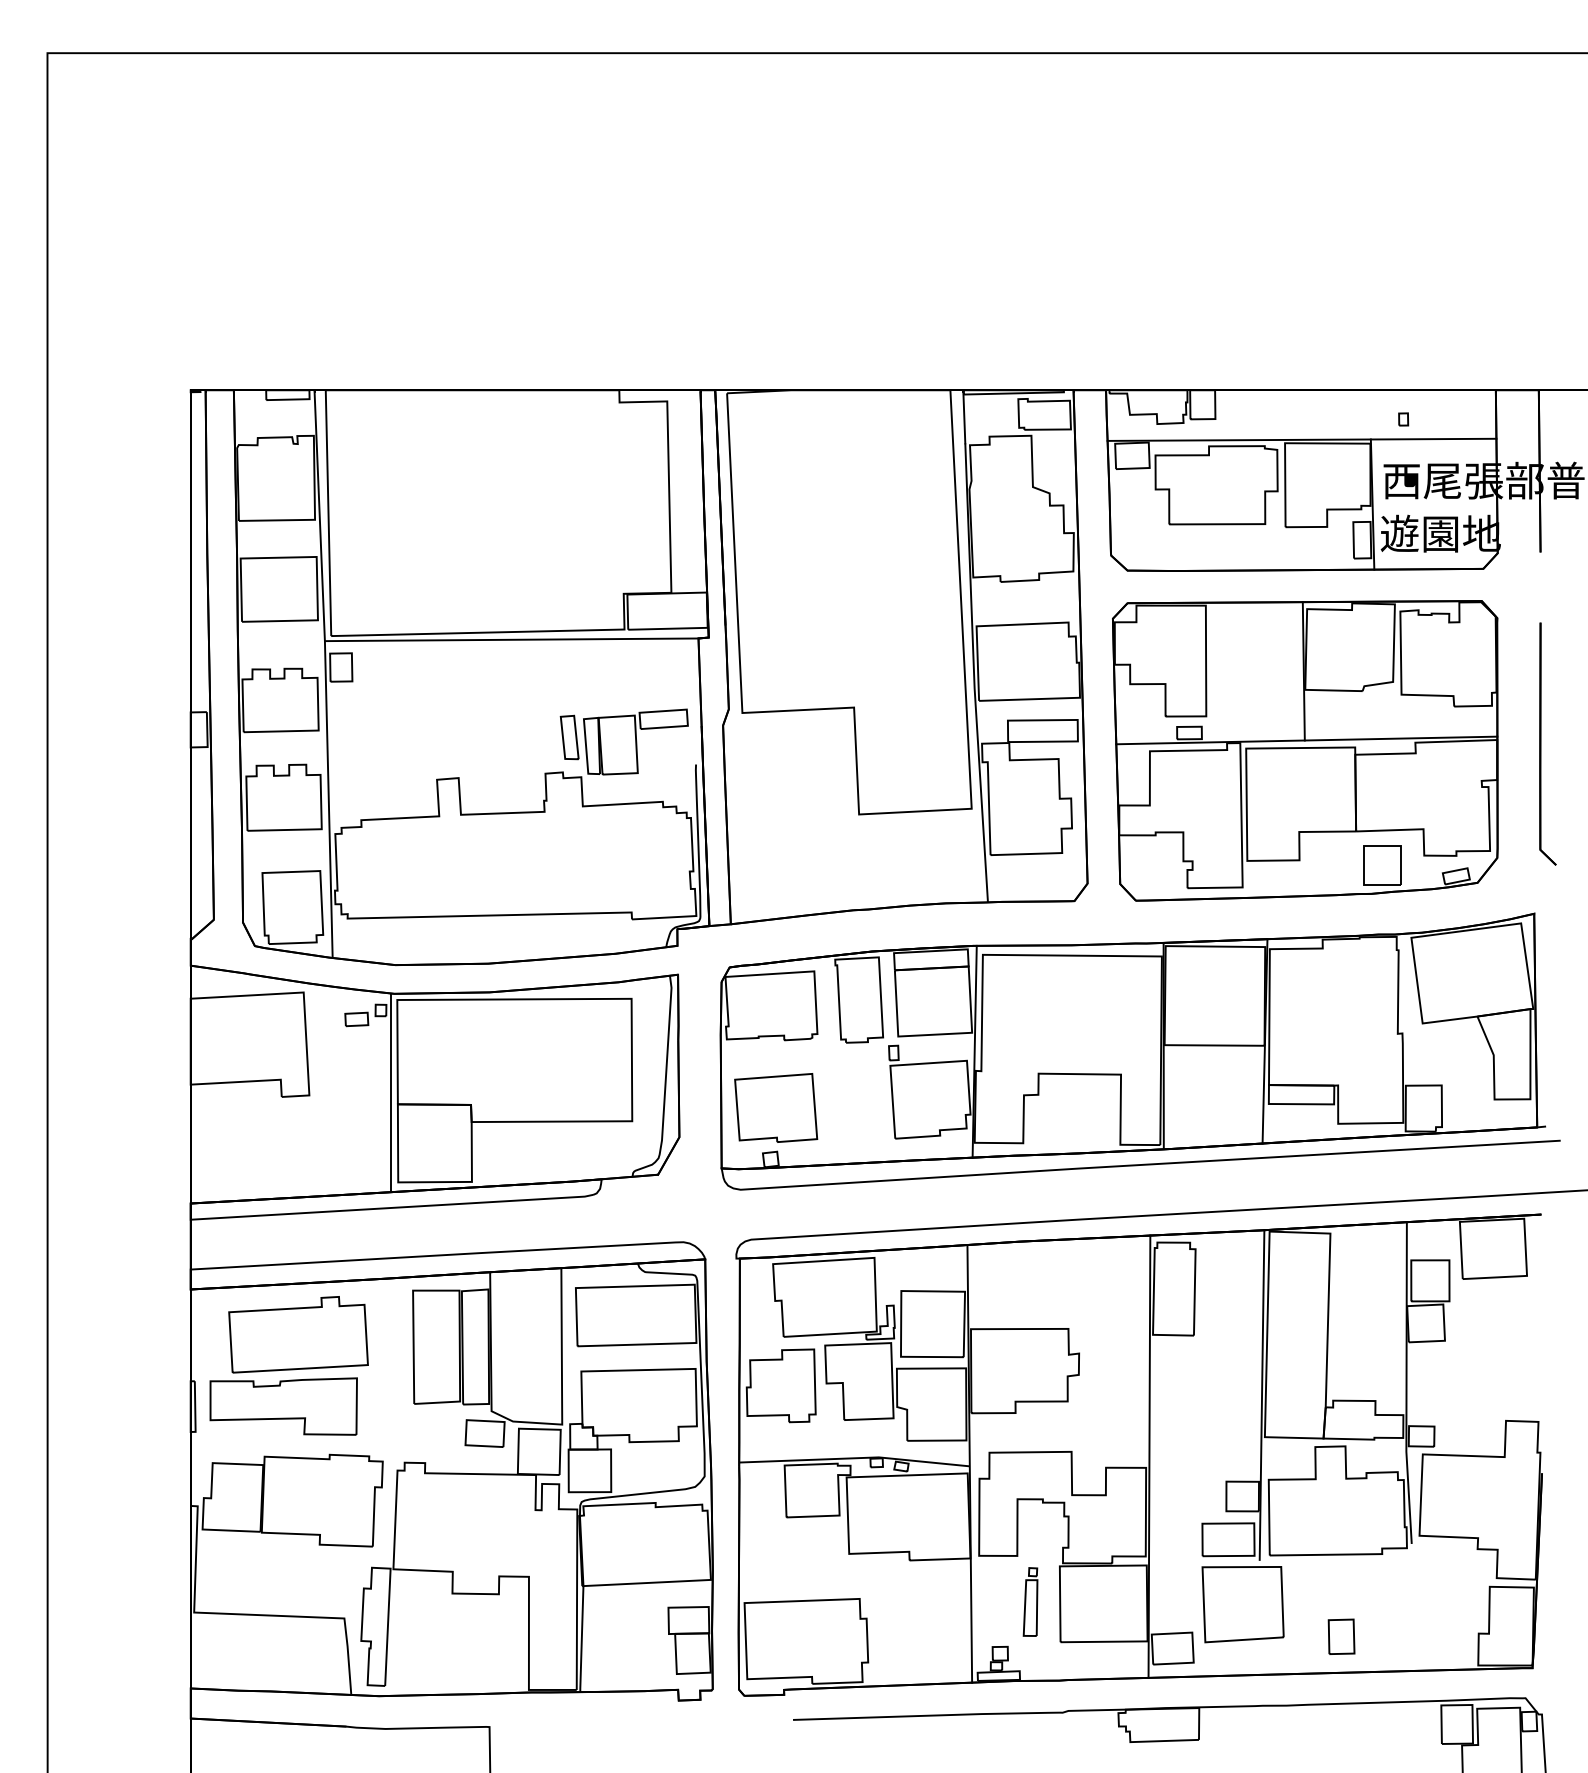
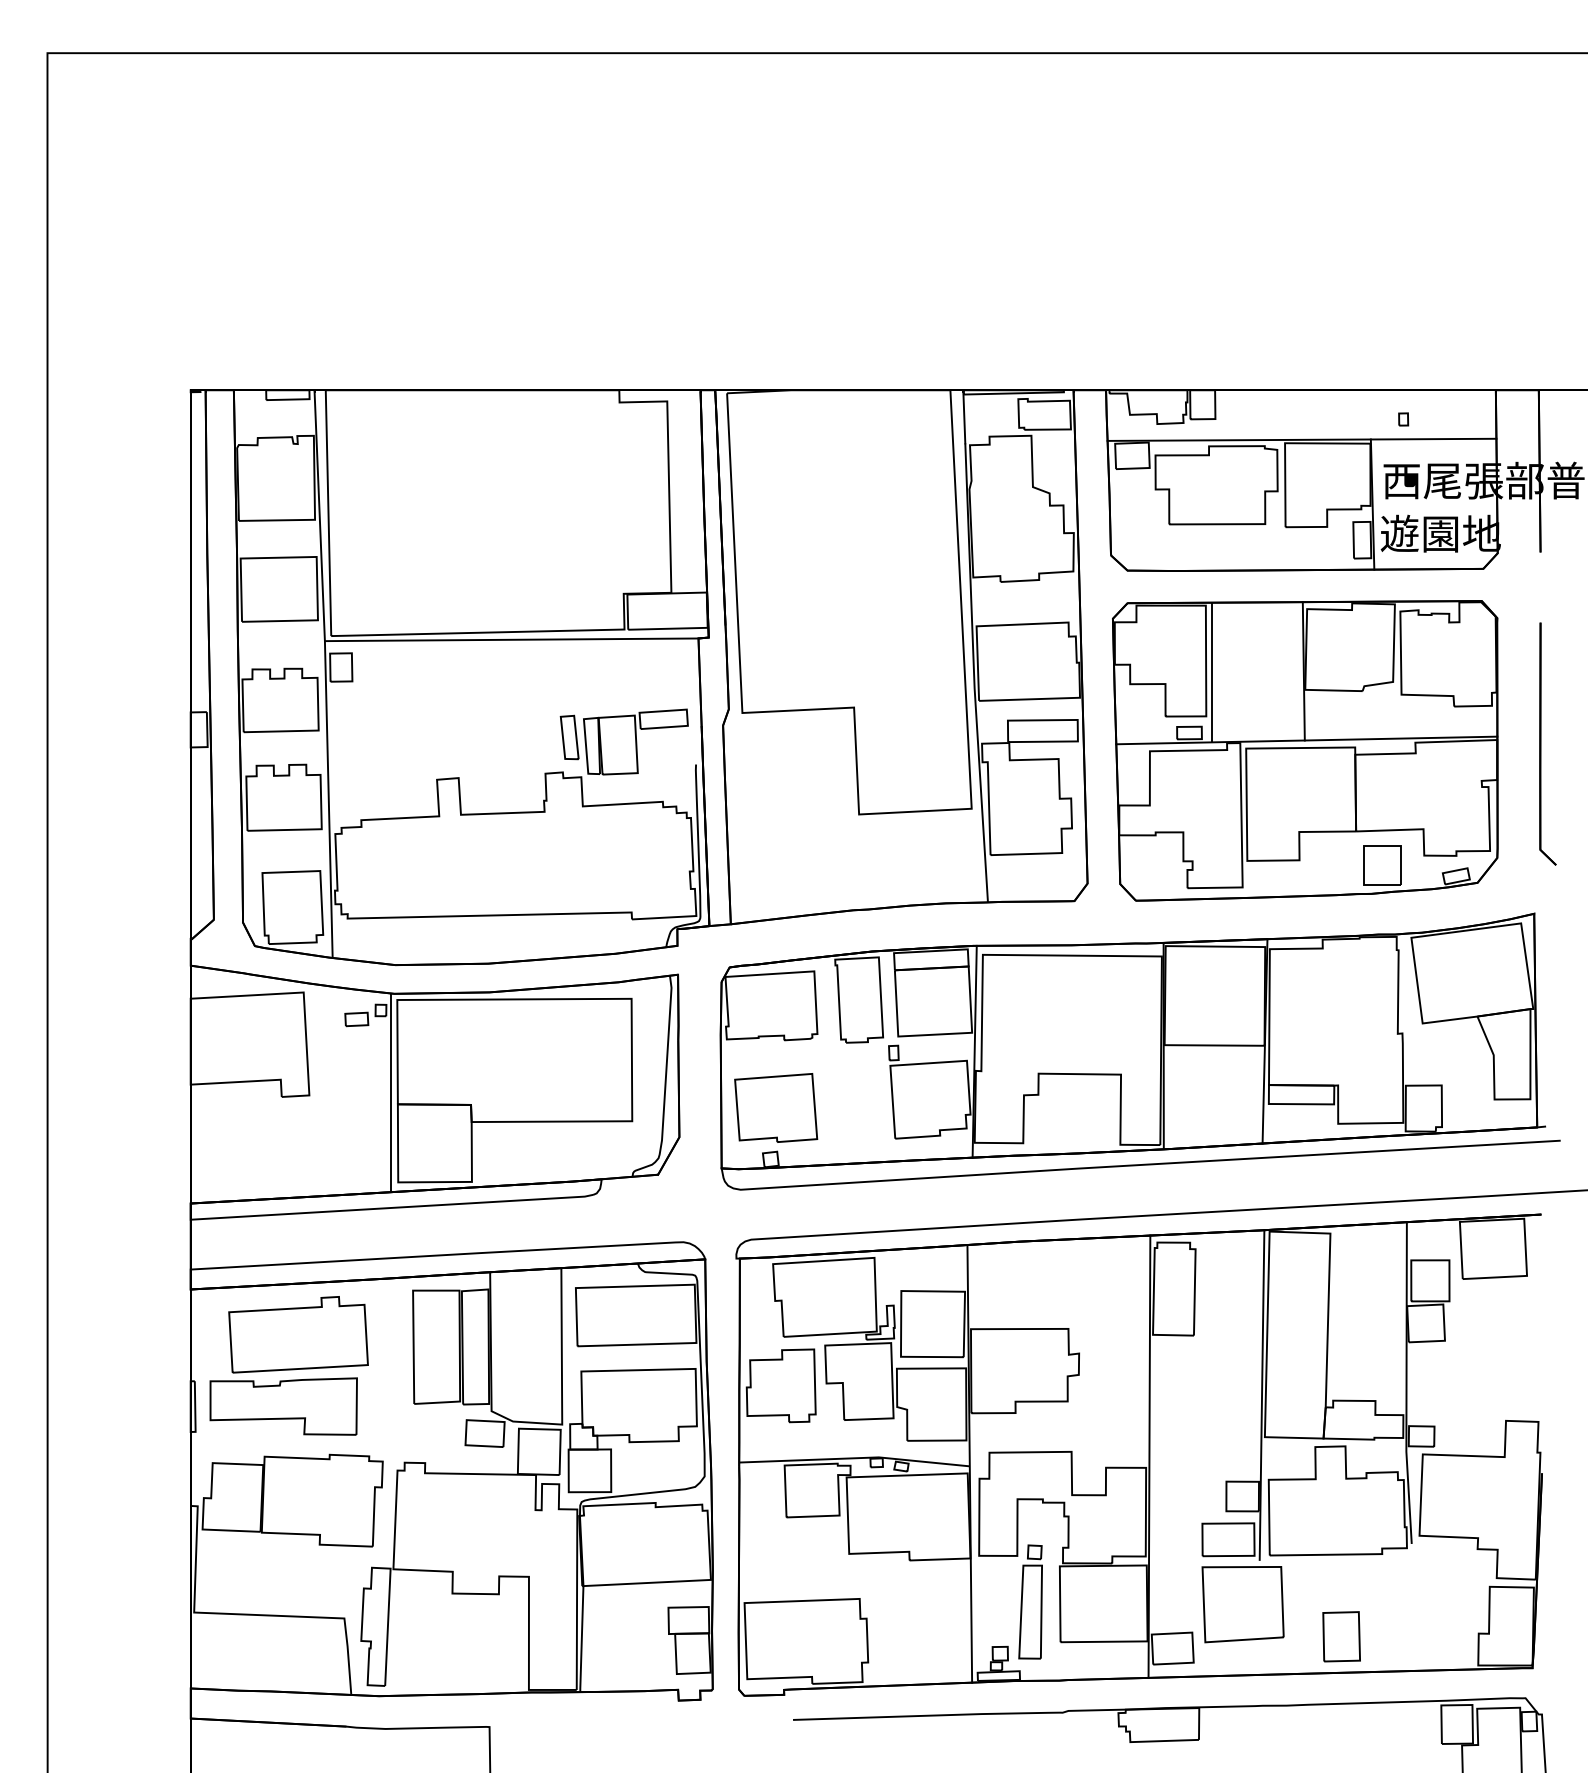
line: none -> present (1211, 672)
part size: 17x70 px -> 25x116 px (1030, 1601)
part size: 29x37 px -> 39x52 px (1341, 1636)
